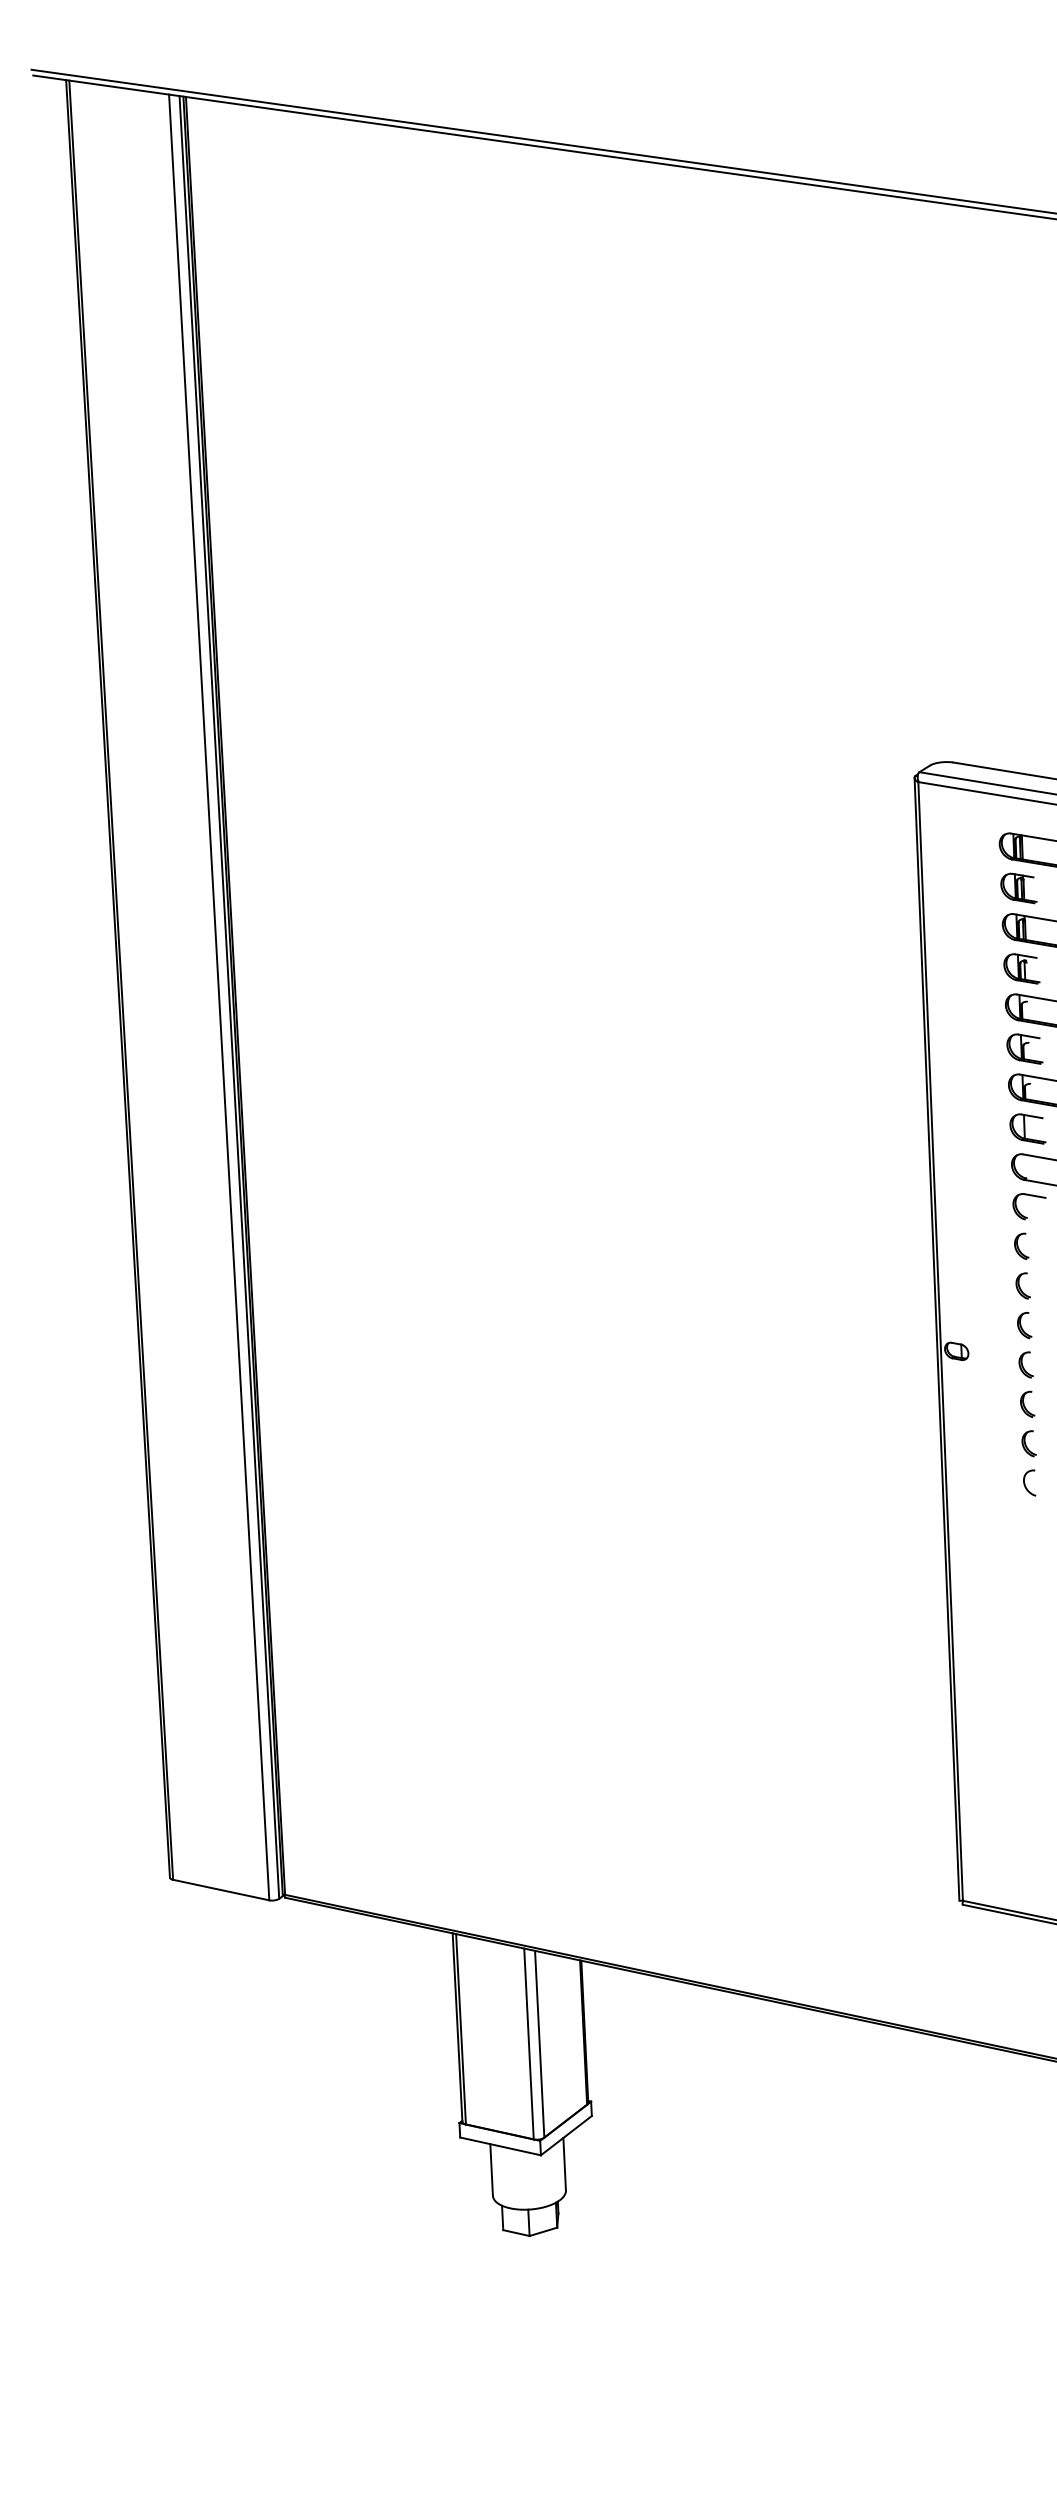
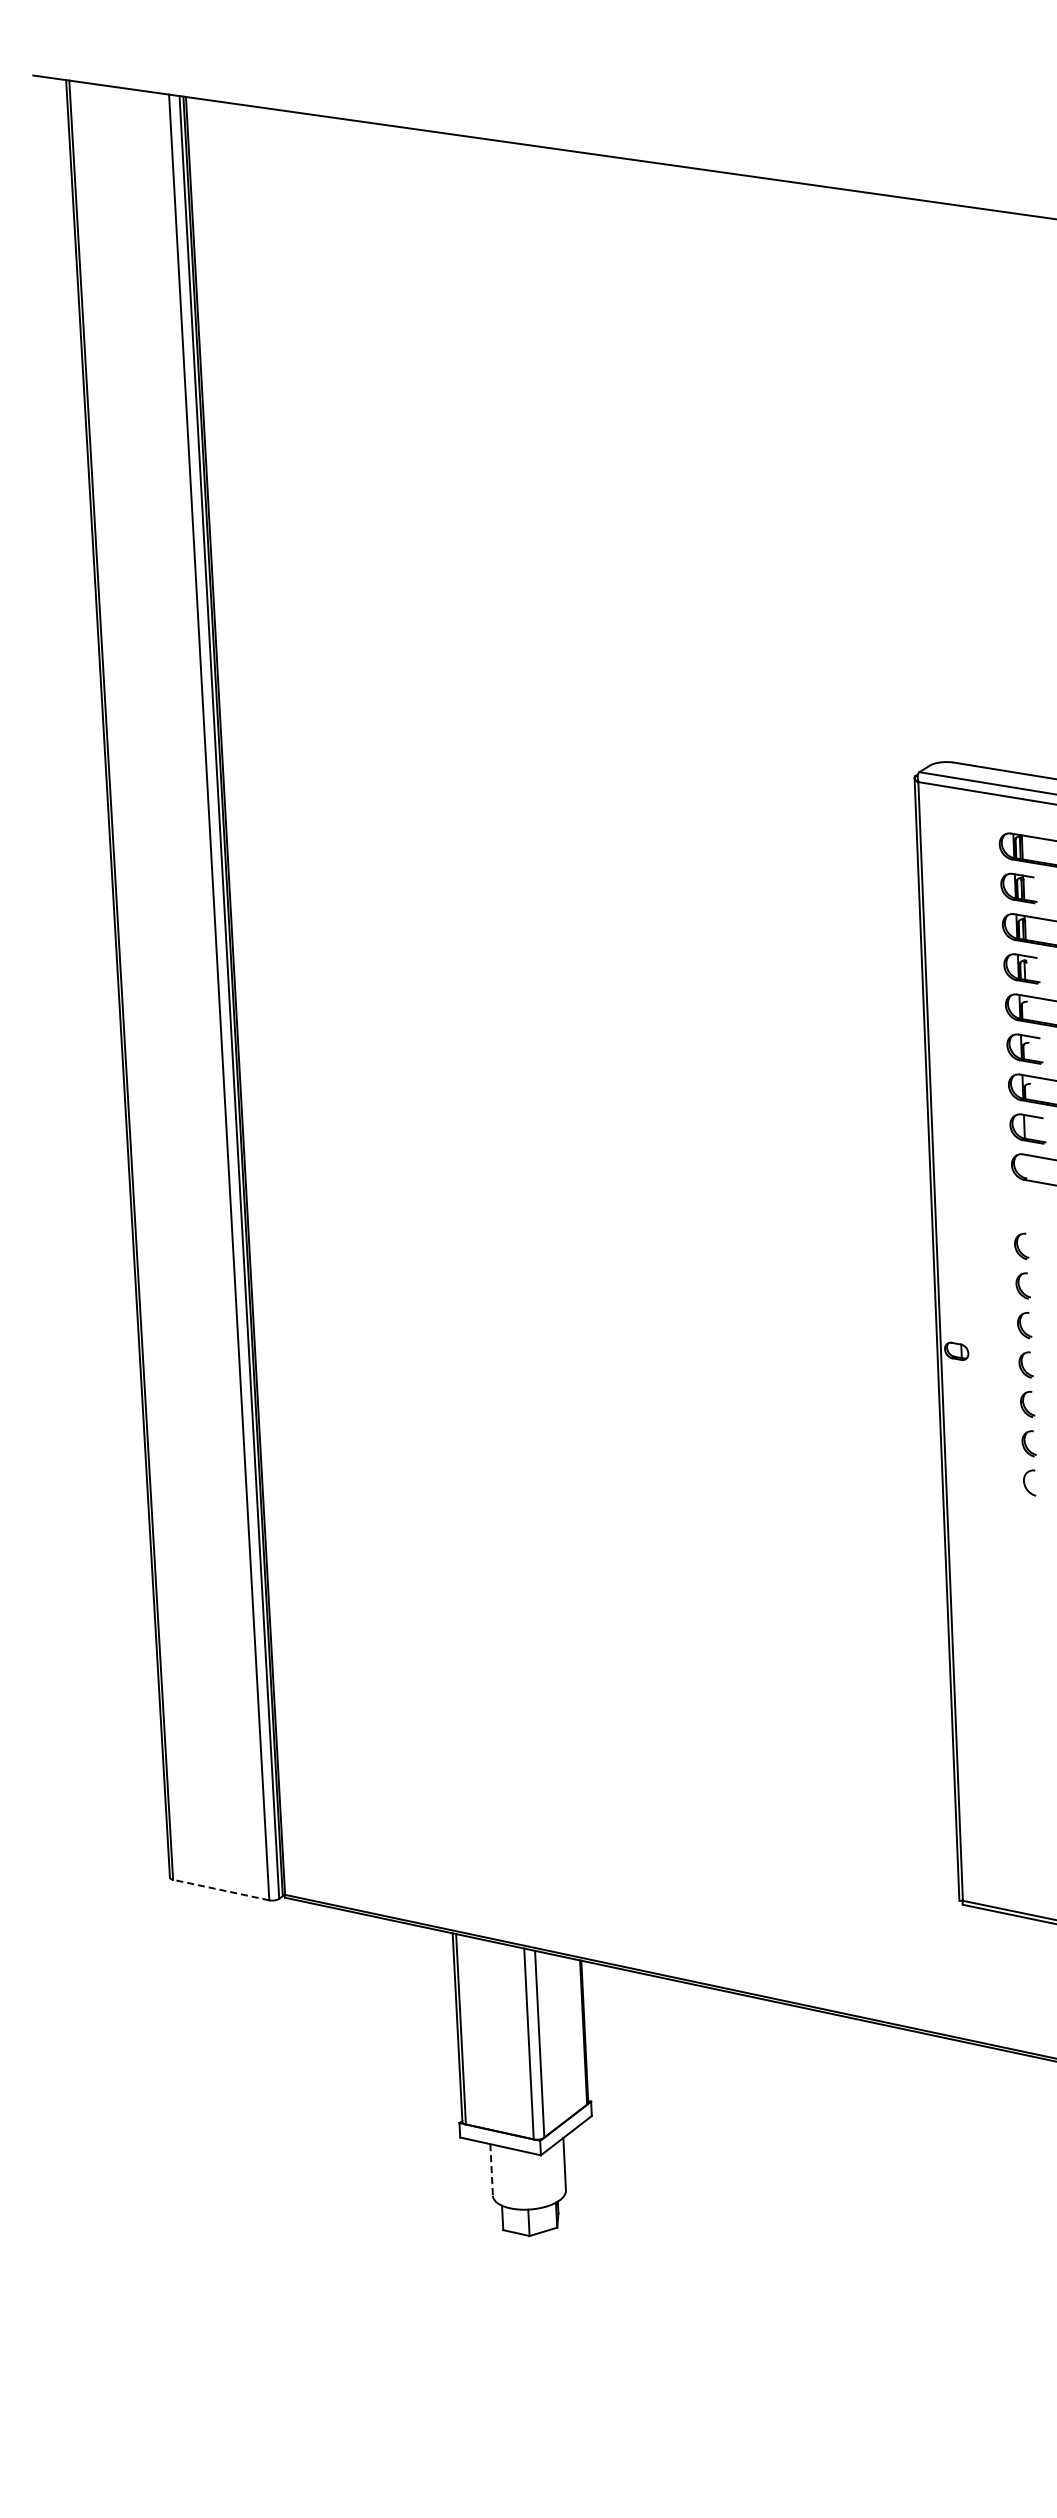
line: present -> none (542, 141)
part: present -> none (1030, 1196)
line: solid -> dashed (220, 1889)
line: solid -> dashed (491, 2169)
